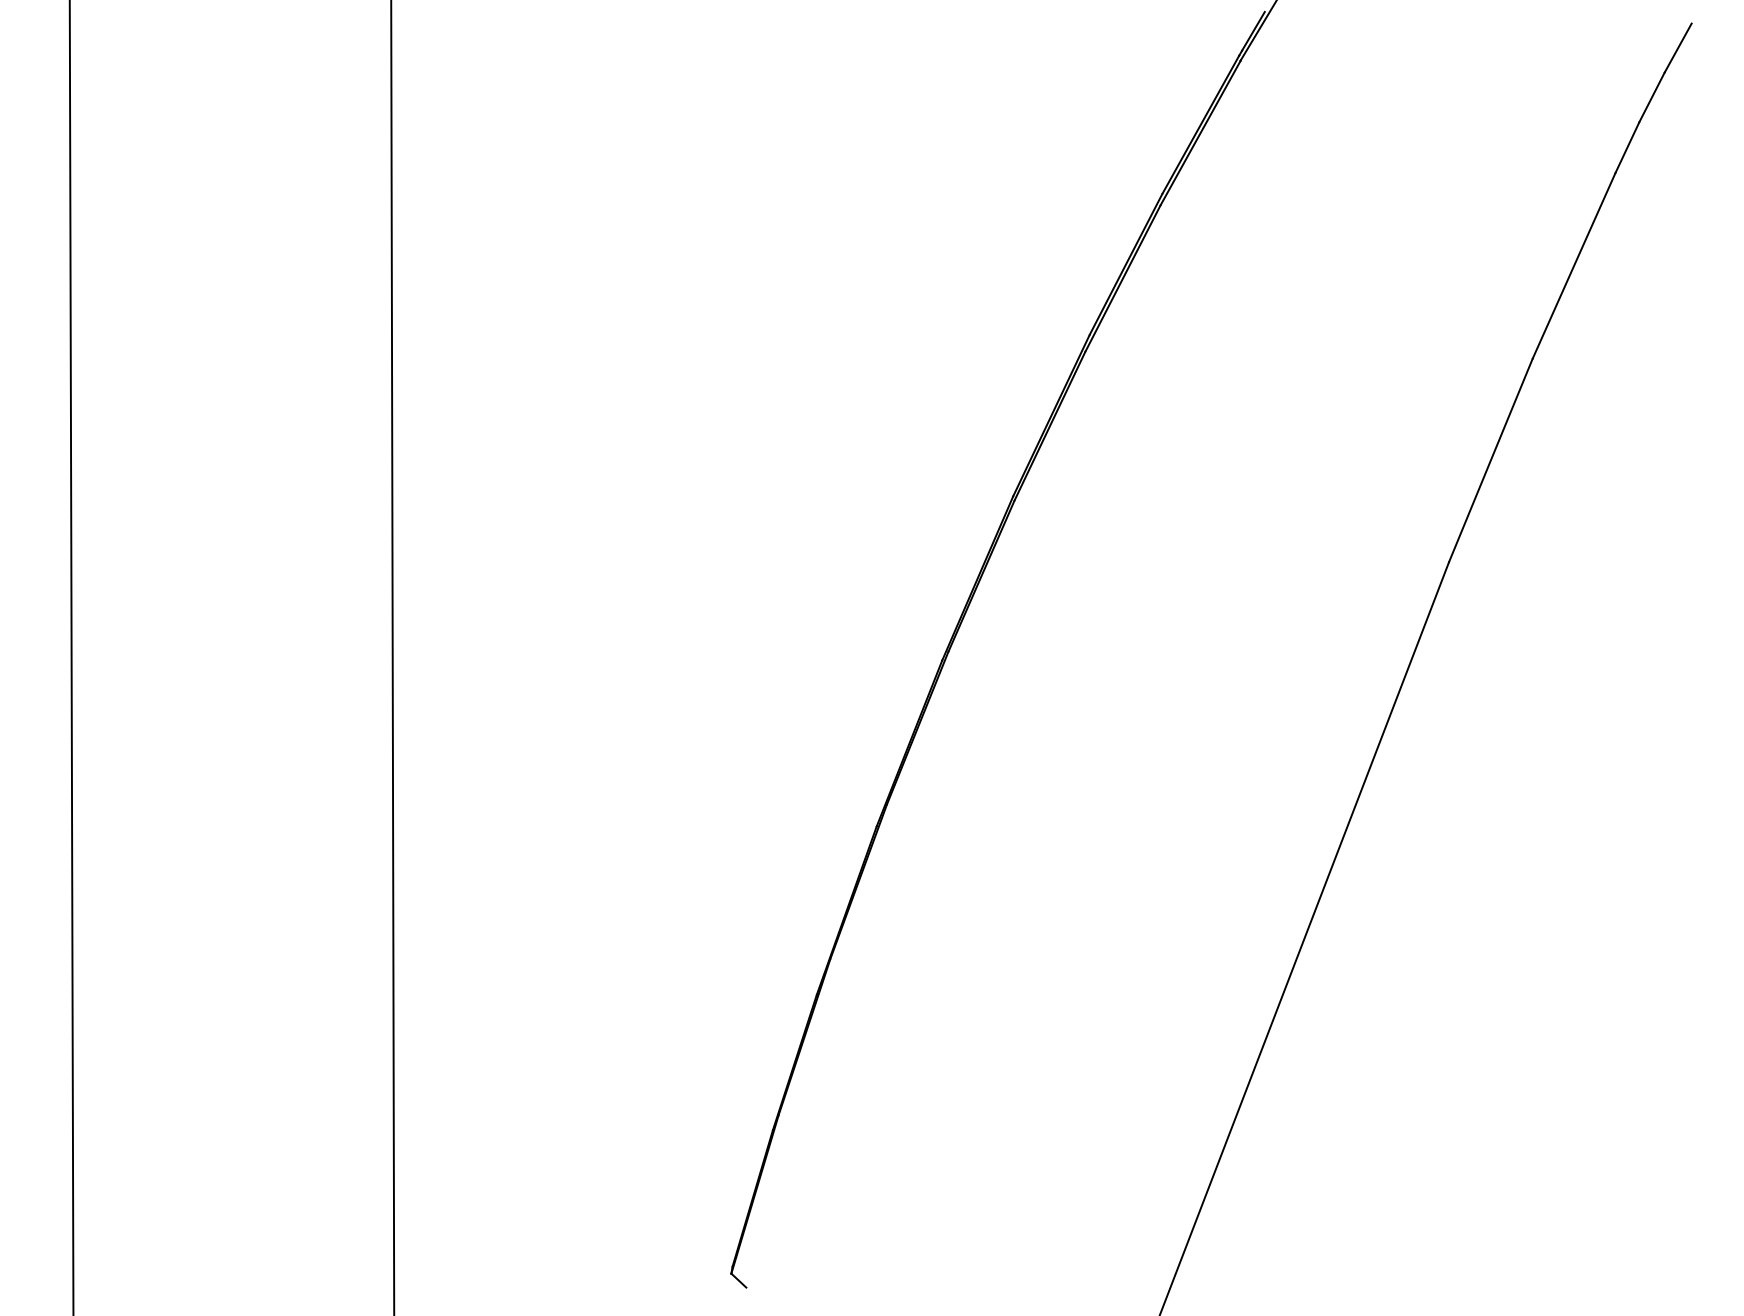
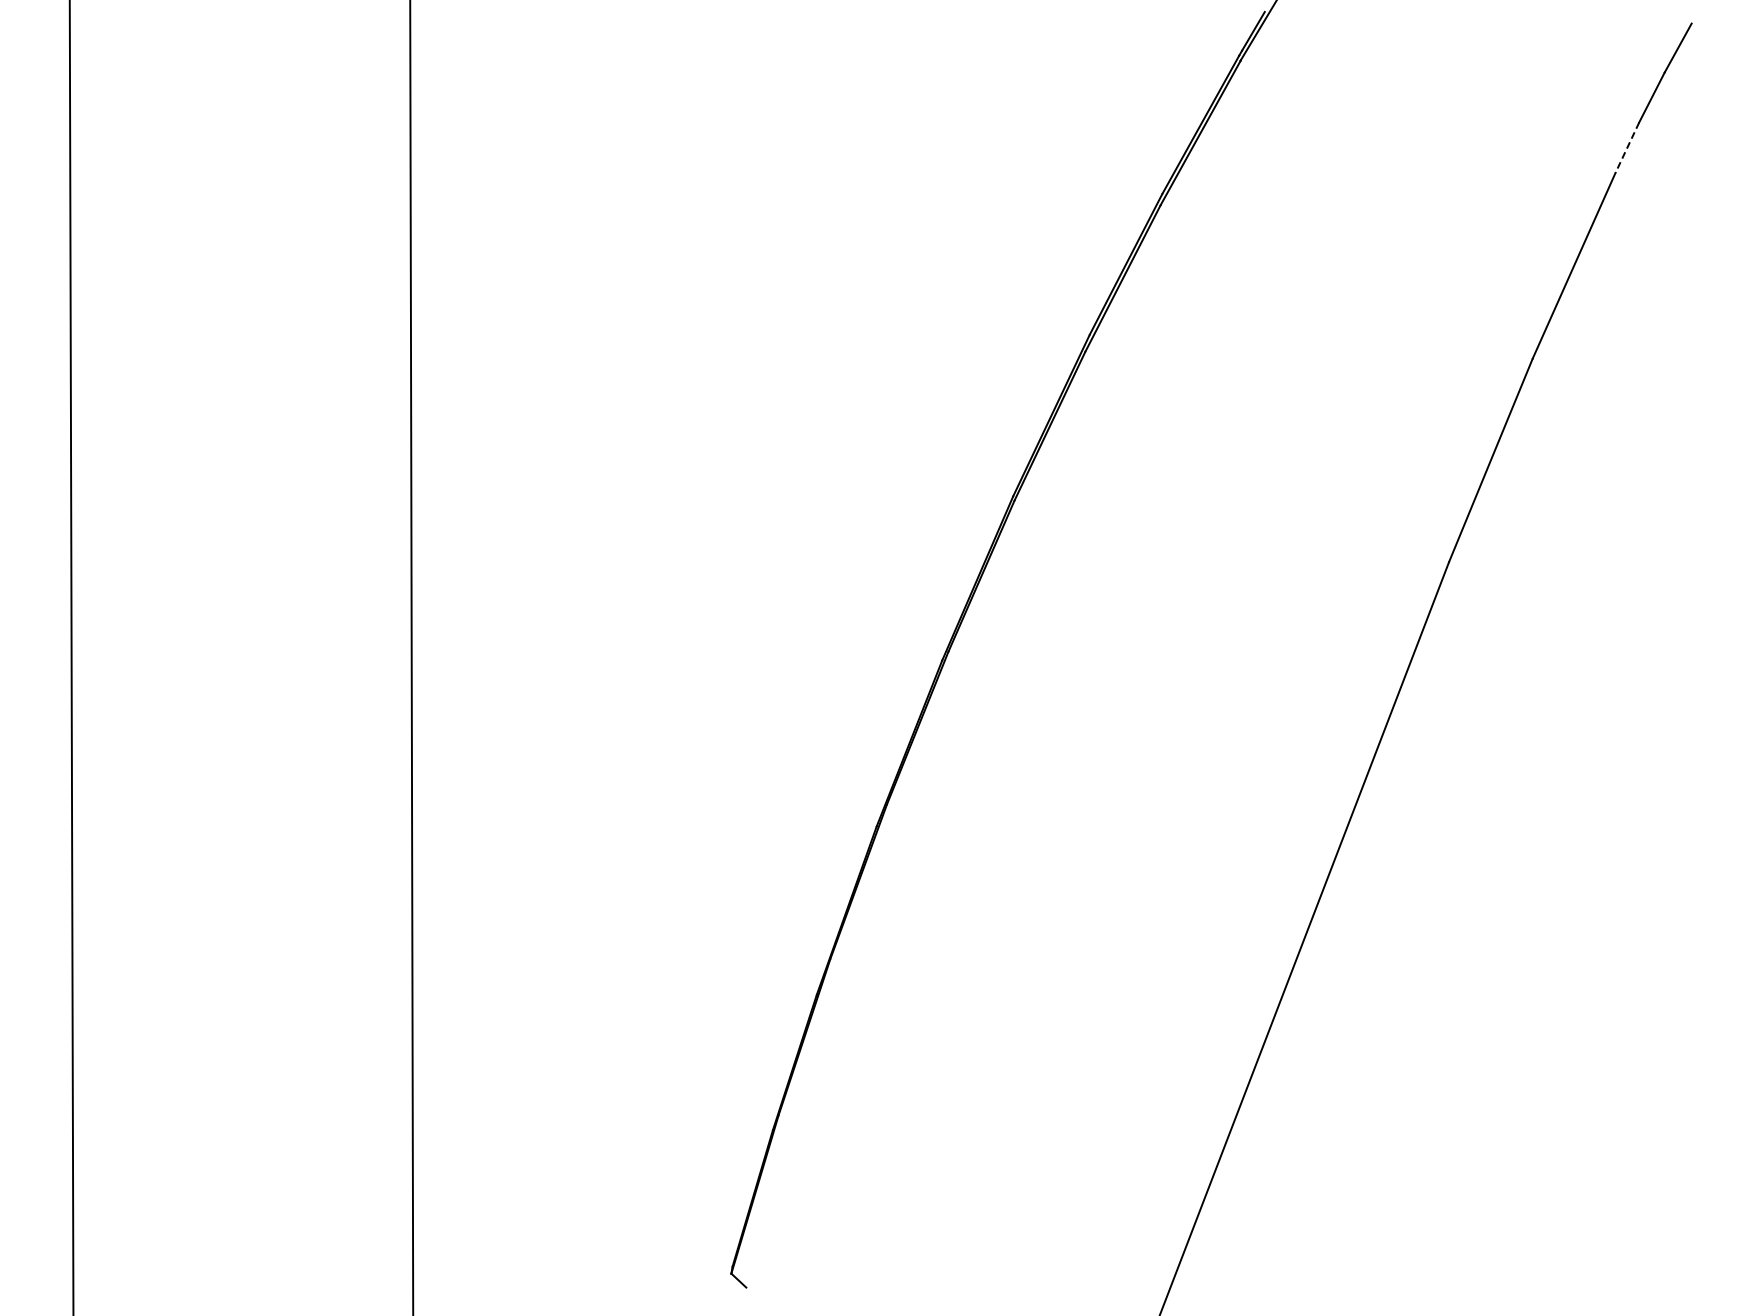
line: solid -> dashed (1627, 147)
line position: (392, 657) -> (411, 657) (411, 657)
